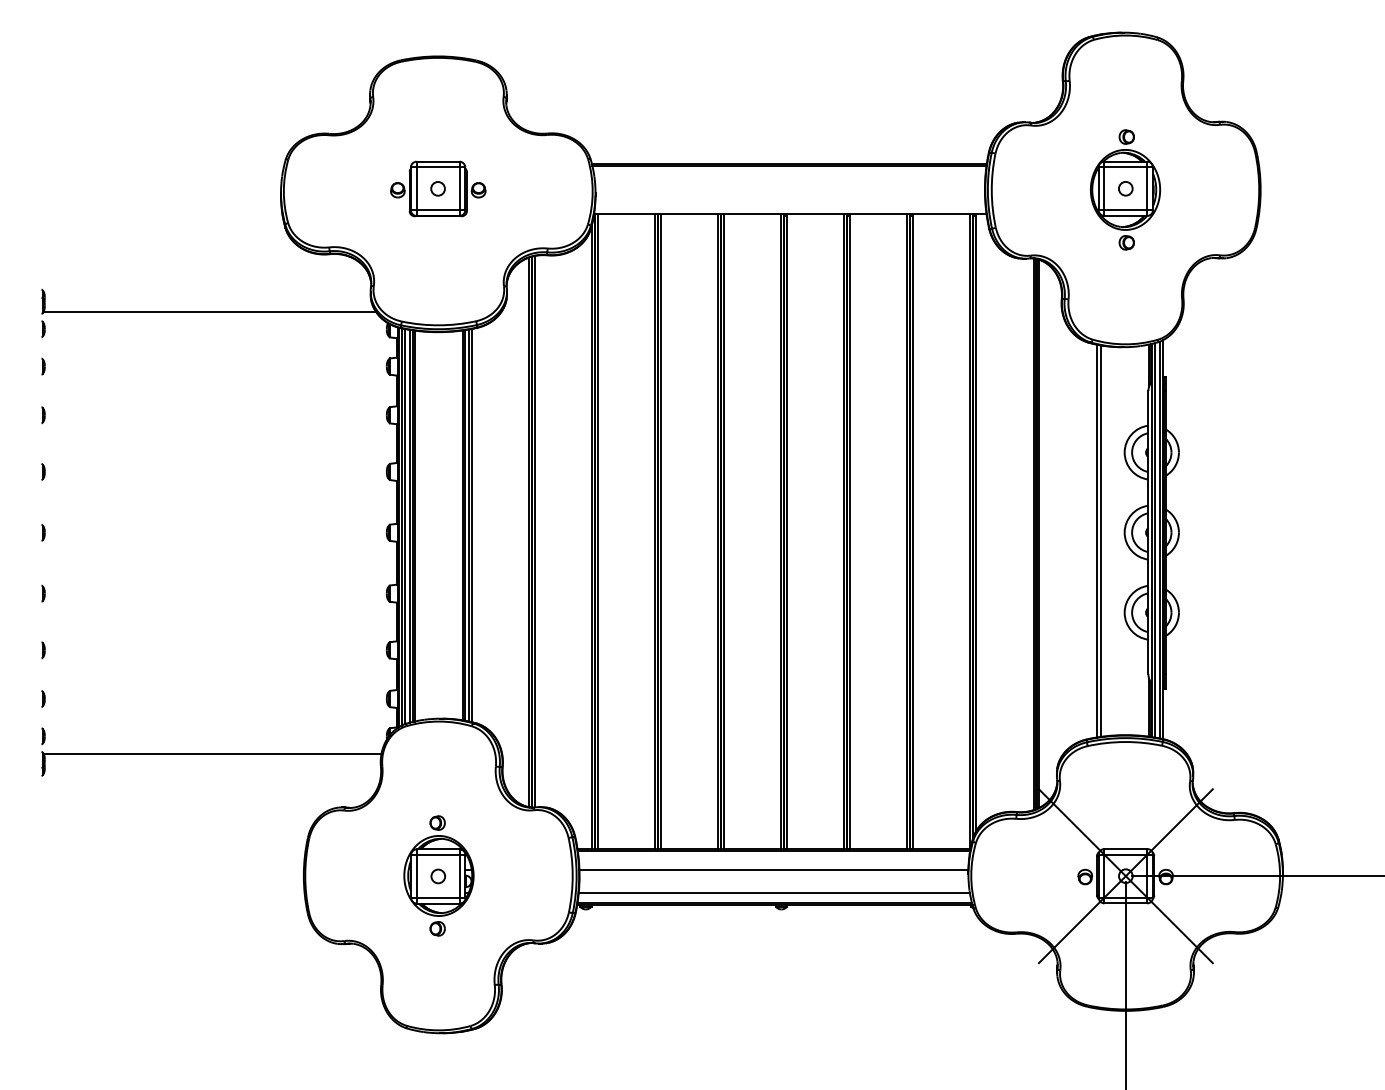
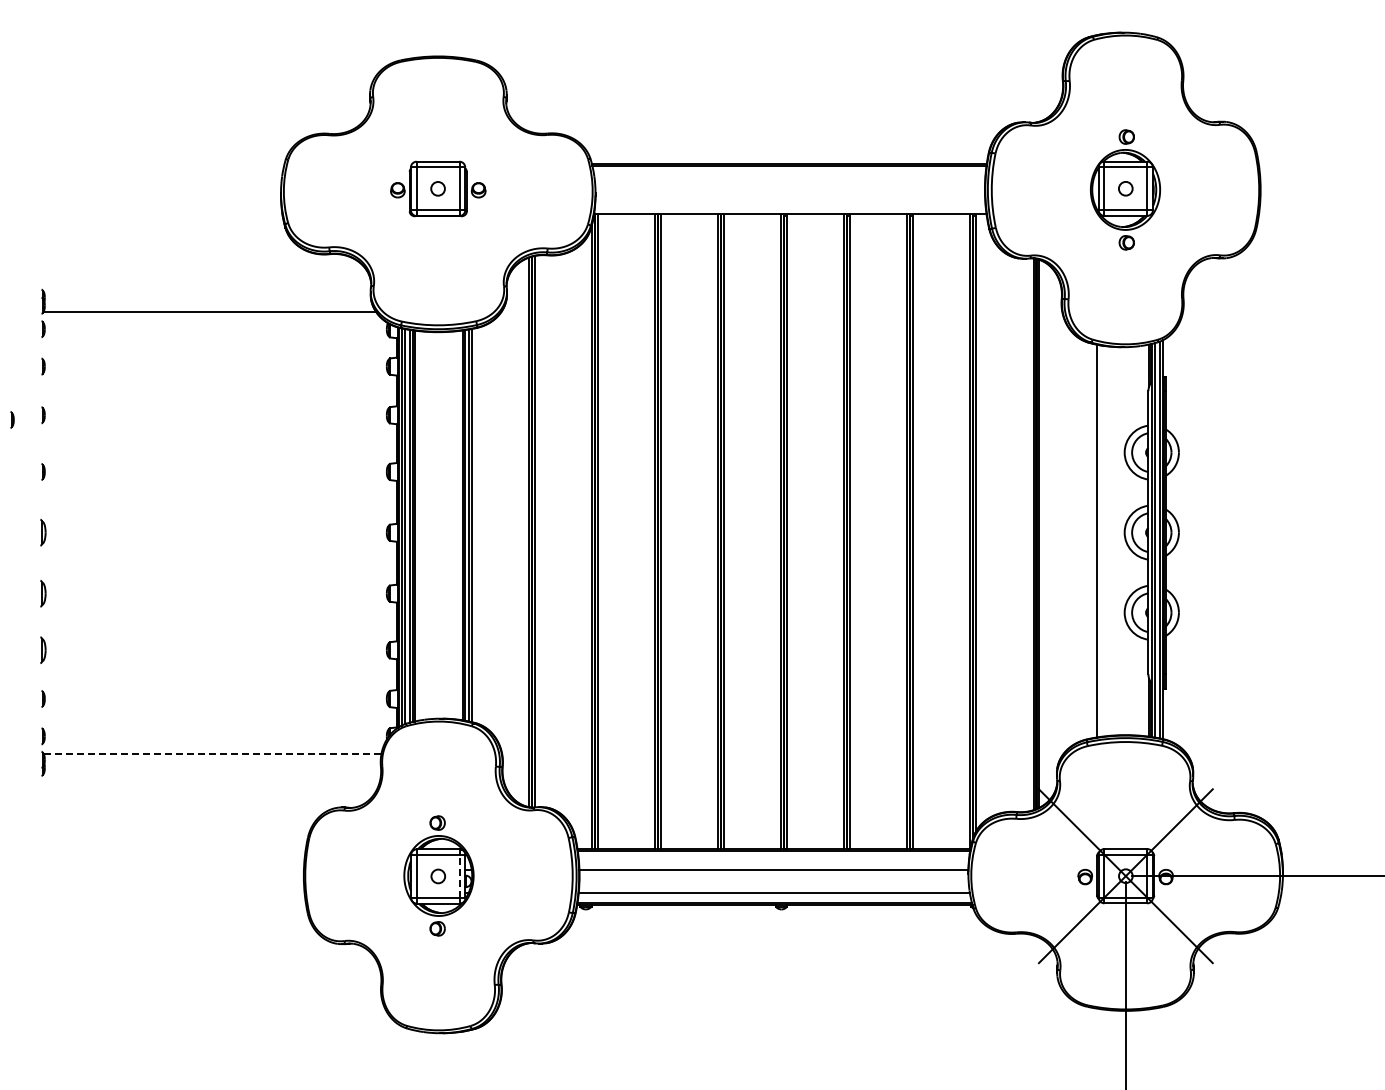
part: none -> present (12, 419)
part size: 5x18 px -> 7x28 px (43, 532)
line: present -> none (1101, 540)
part size: 5x19 px -> 7x28 px (43, 593)
part size: 5x19 px -> 7x28 px (43, 649)
line: solid -> dashed (212, 753)
line: solid -> dashed (459, 875)
